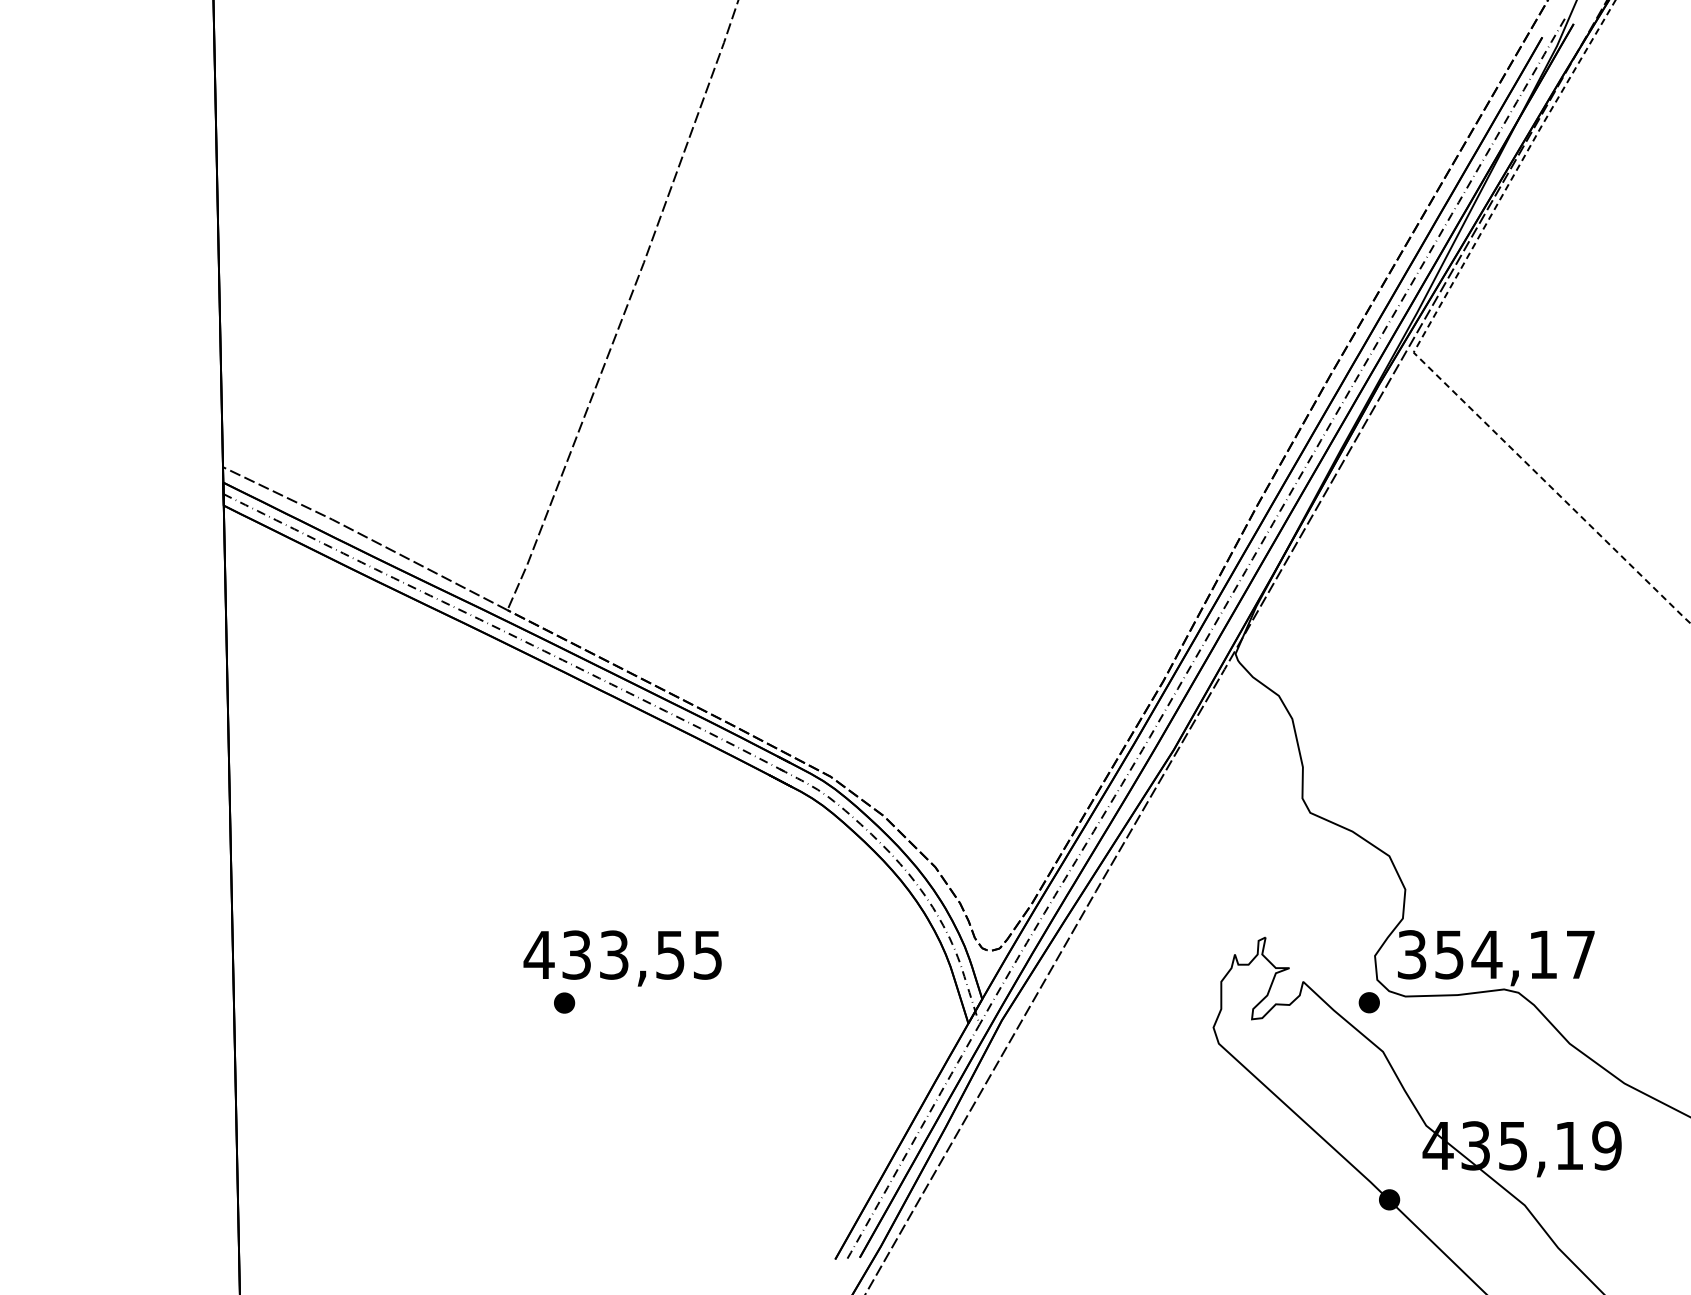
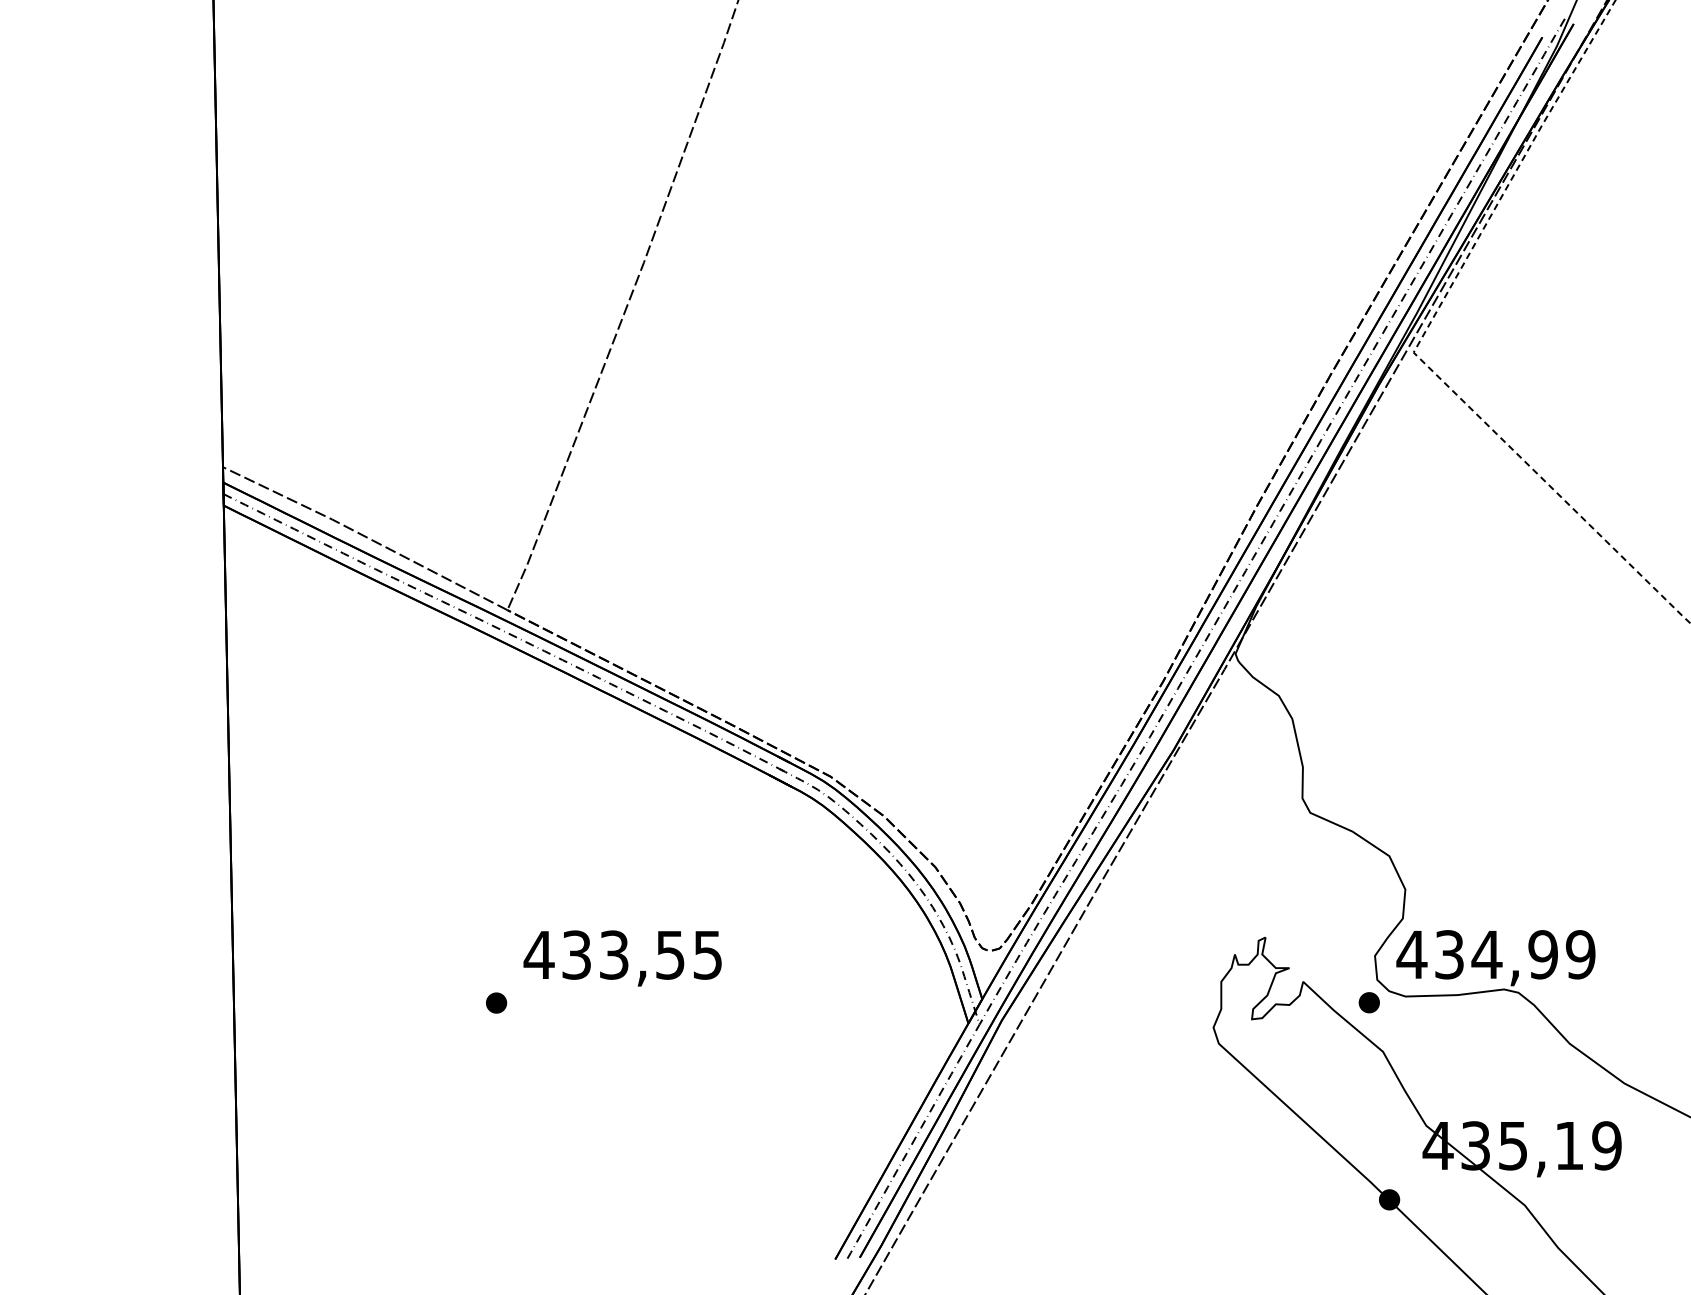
text: 354,17 -> 434,99 (1495, 954)
part position: (564, 1002) -> (496, 1002) (496, 1002)
